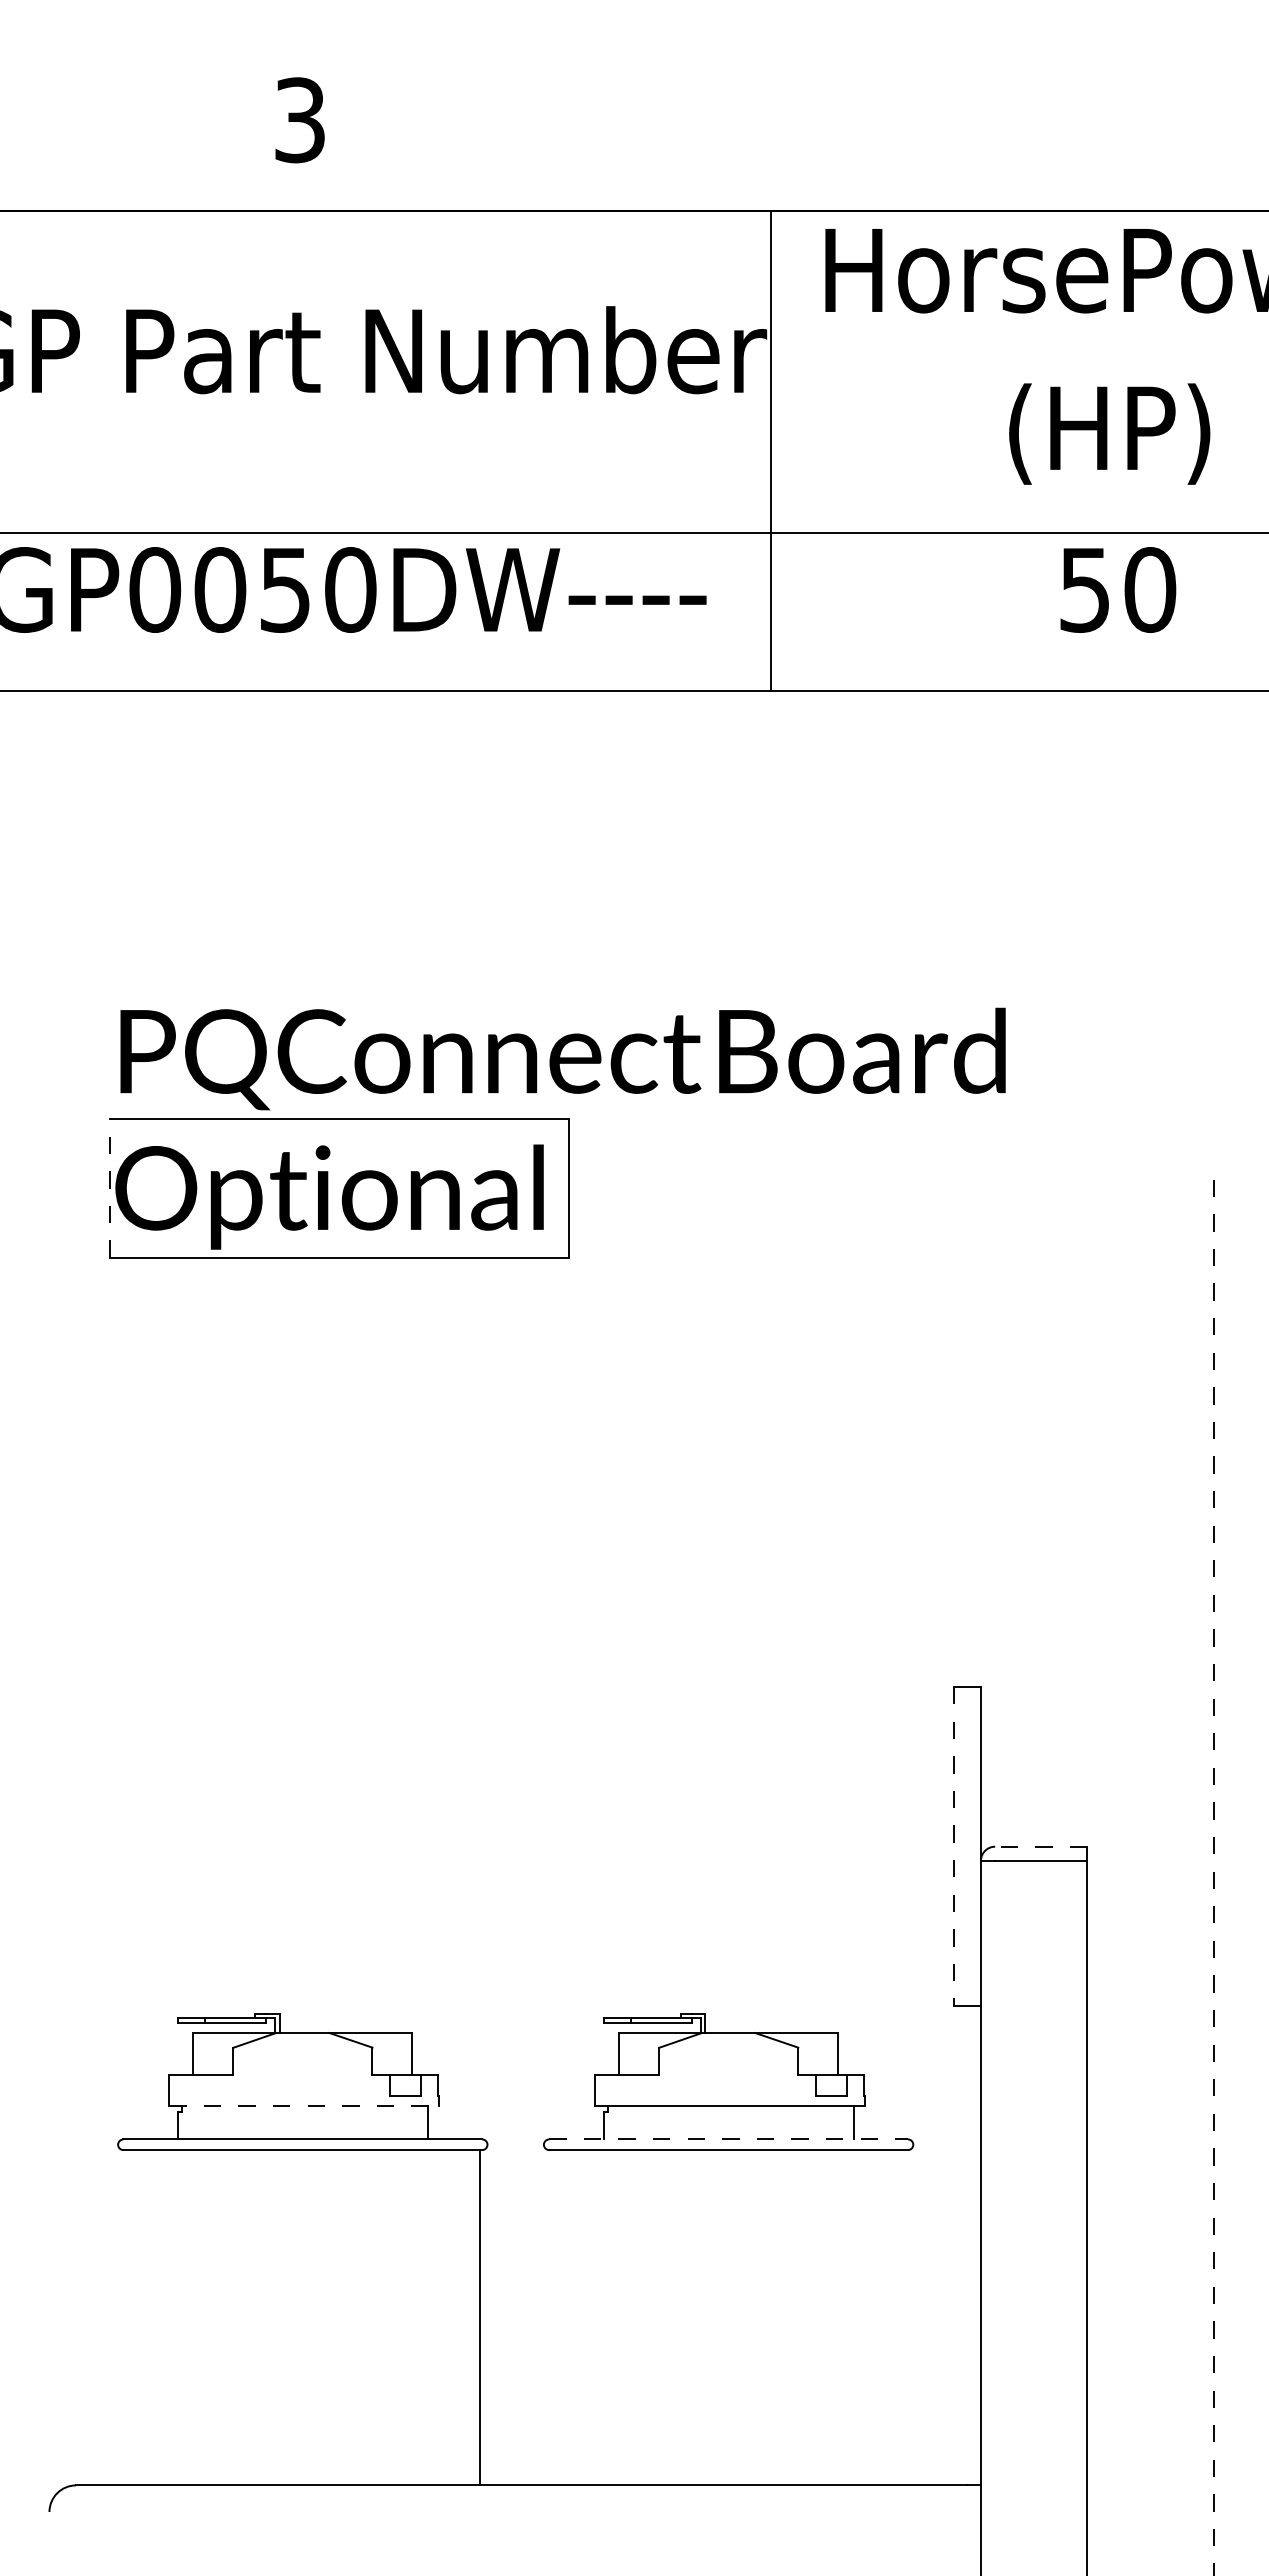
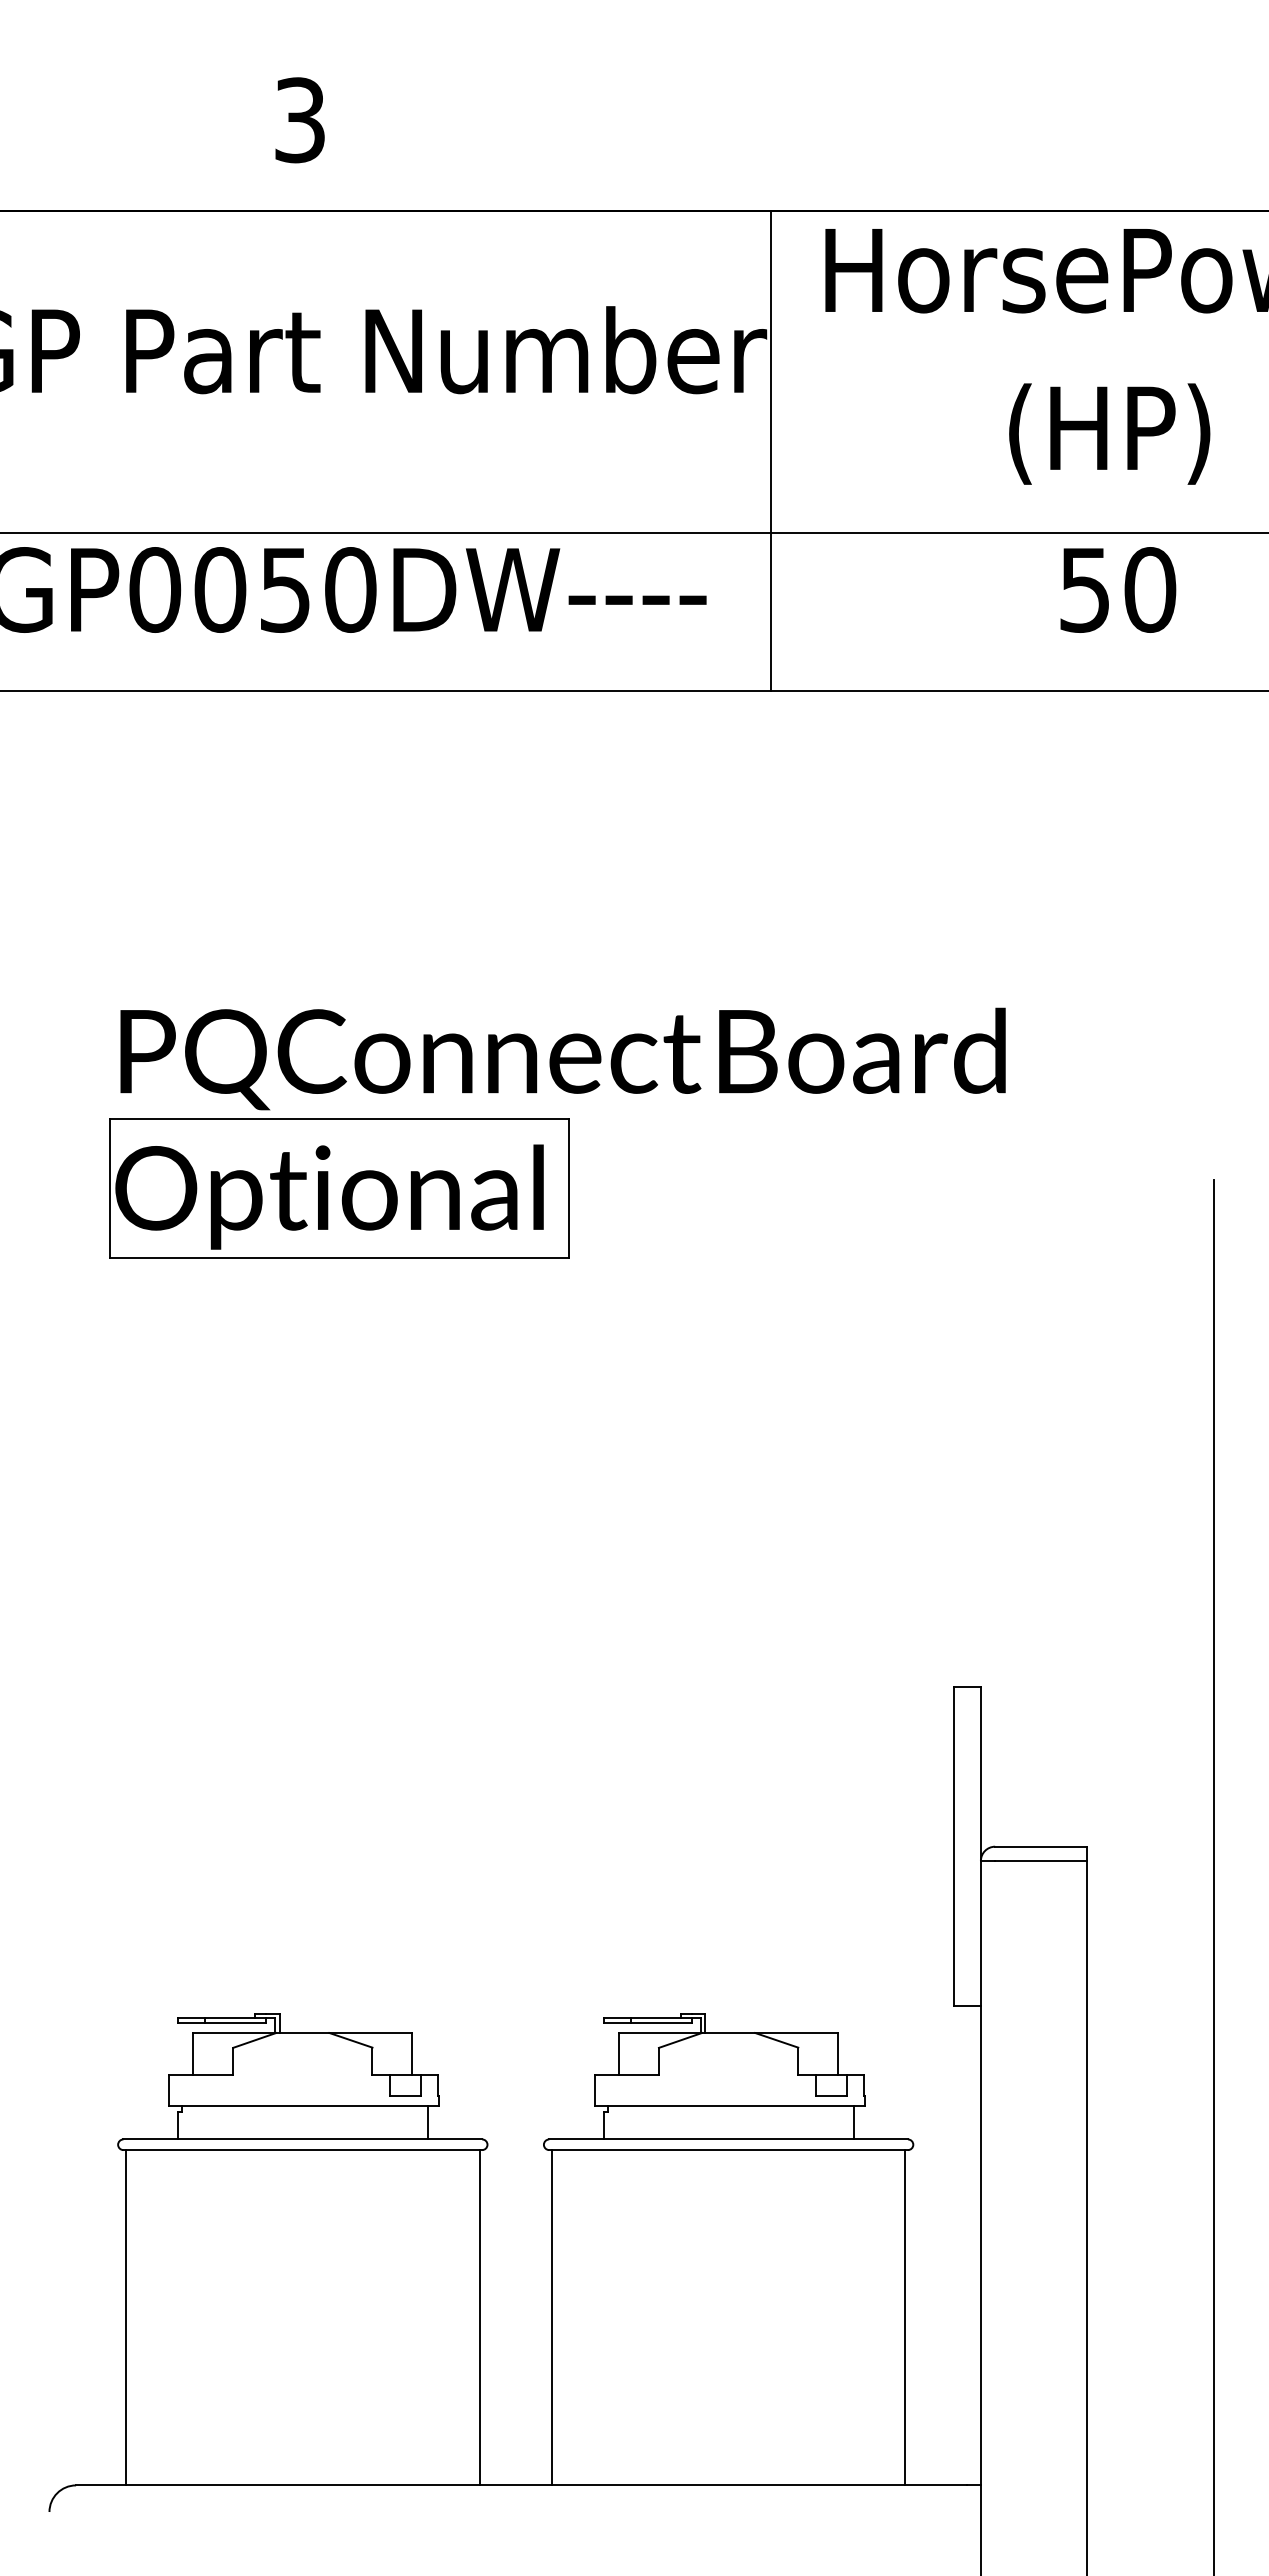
line: dashed -> solid (109, 1188)
line: dashed -> solid (954, 1846)
line: dashed -> solid (1040, 1846)
line: dashed -> solid (1214, 1877)
line: dashed -> solid (304, 2106)
line: dashed -> solid (729, 2139)
line: none -> present (126, 2317)
line: none -> present (551, 2317)
line: none -> present (905, 2317)
